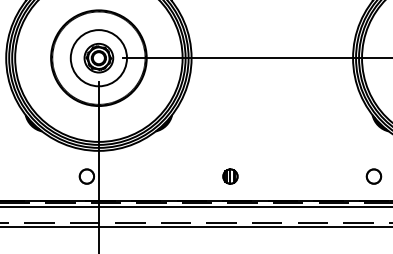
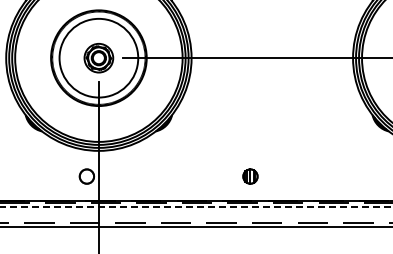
circle diameter: 56 px -> 79 px (98, 57)
part position: (230, 176) -> (250, 176) (250, 176)
part: present -> none (373, 176)
line: solid -> dashed (196, 207)
